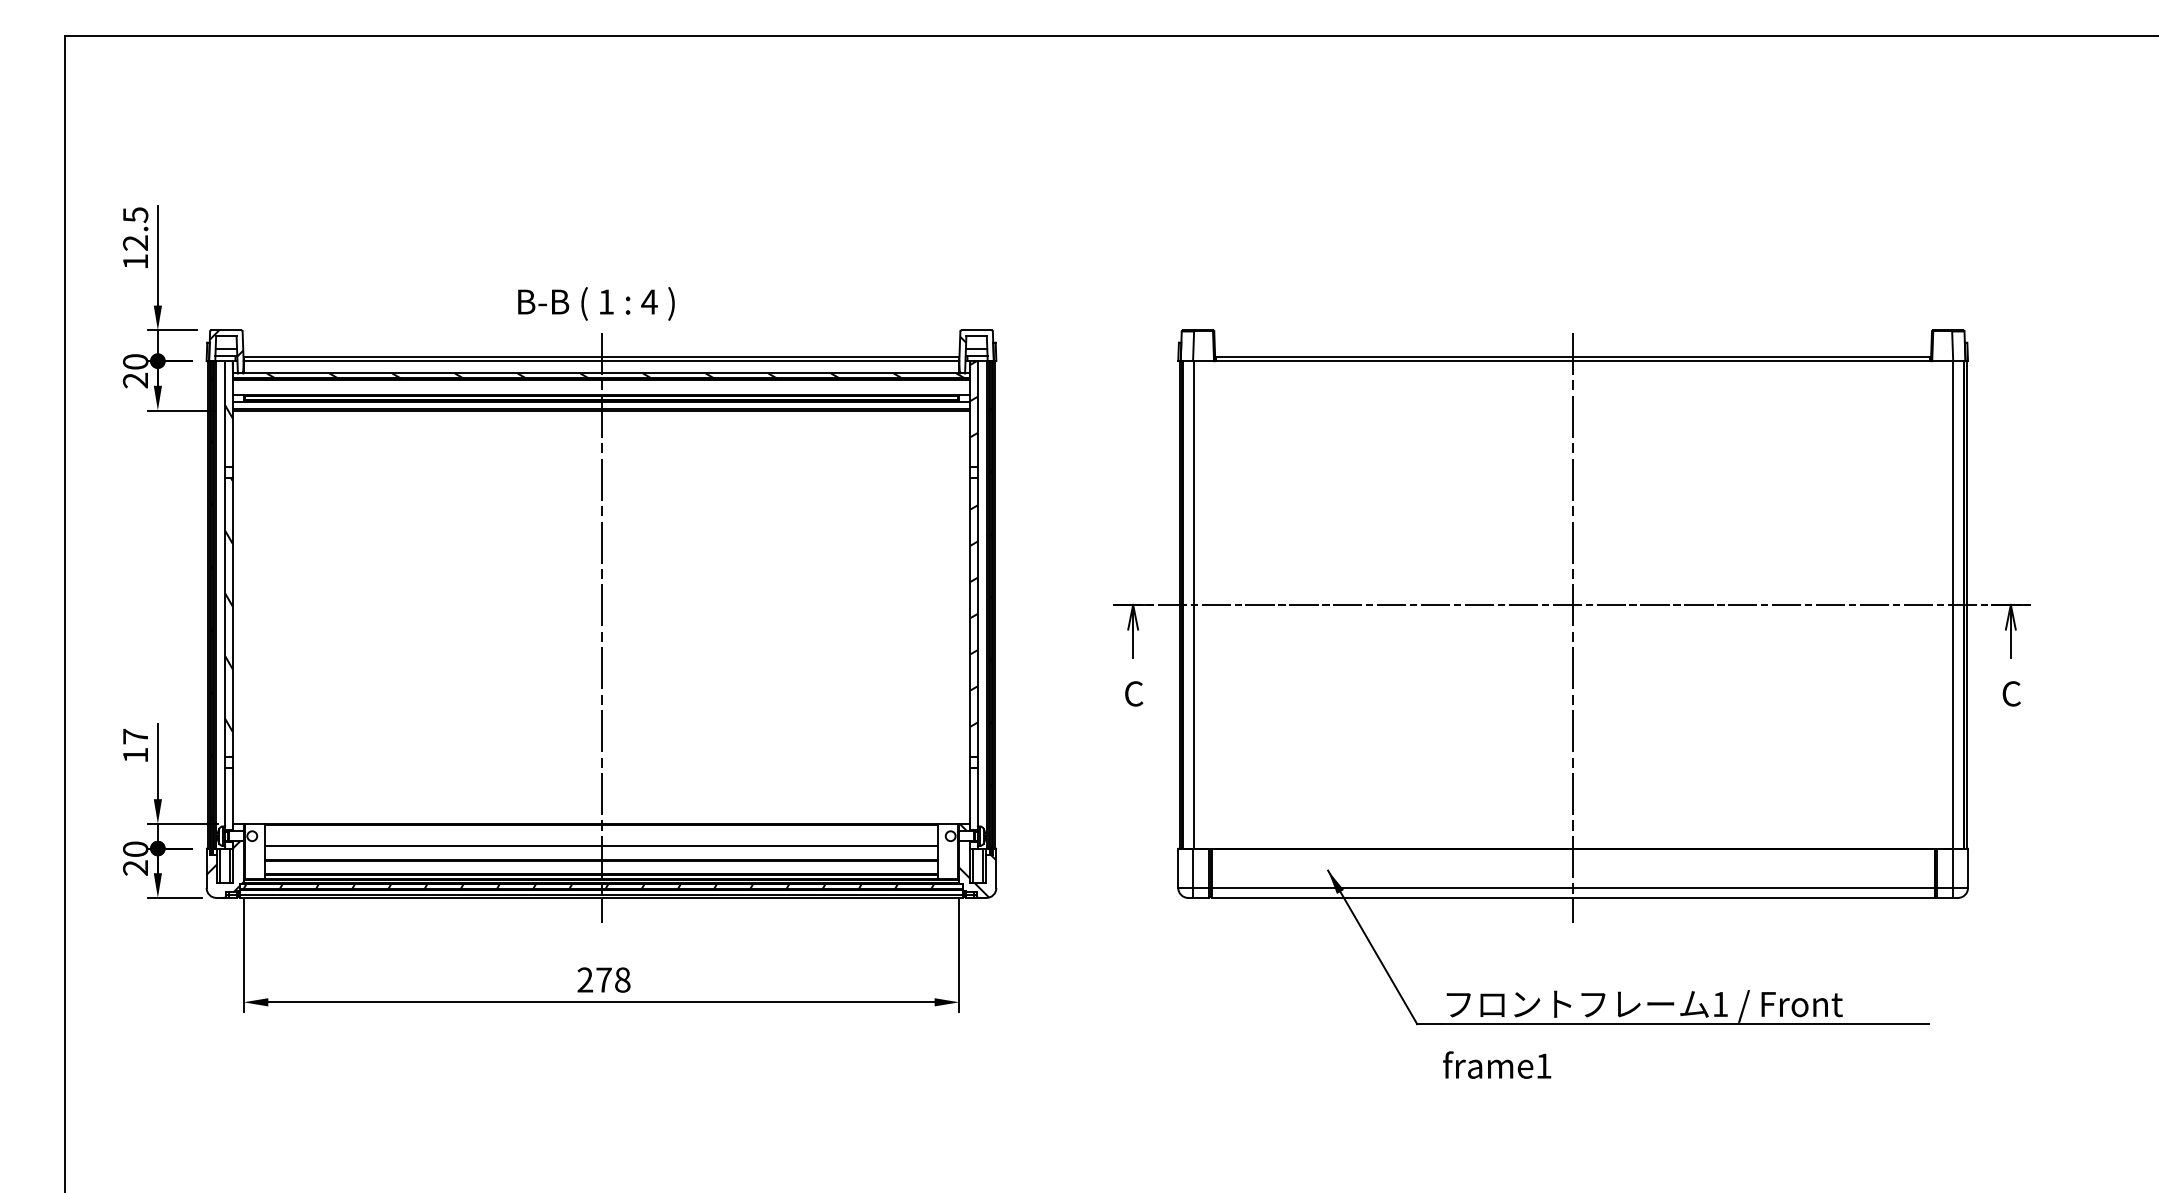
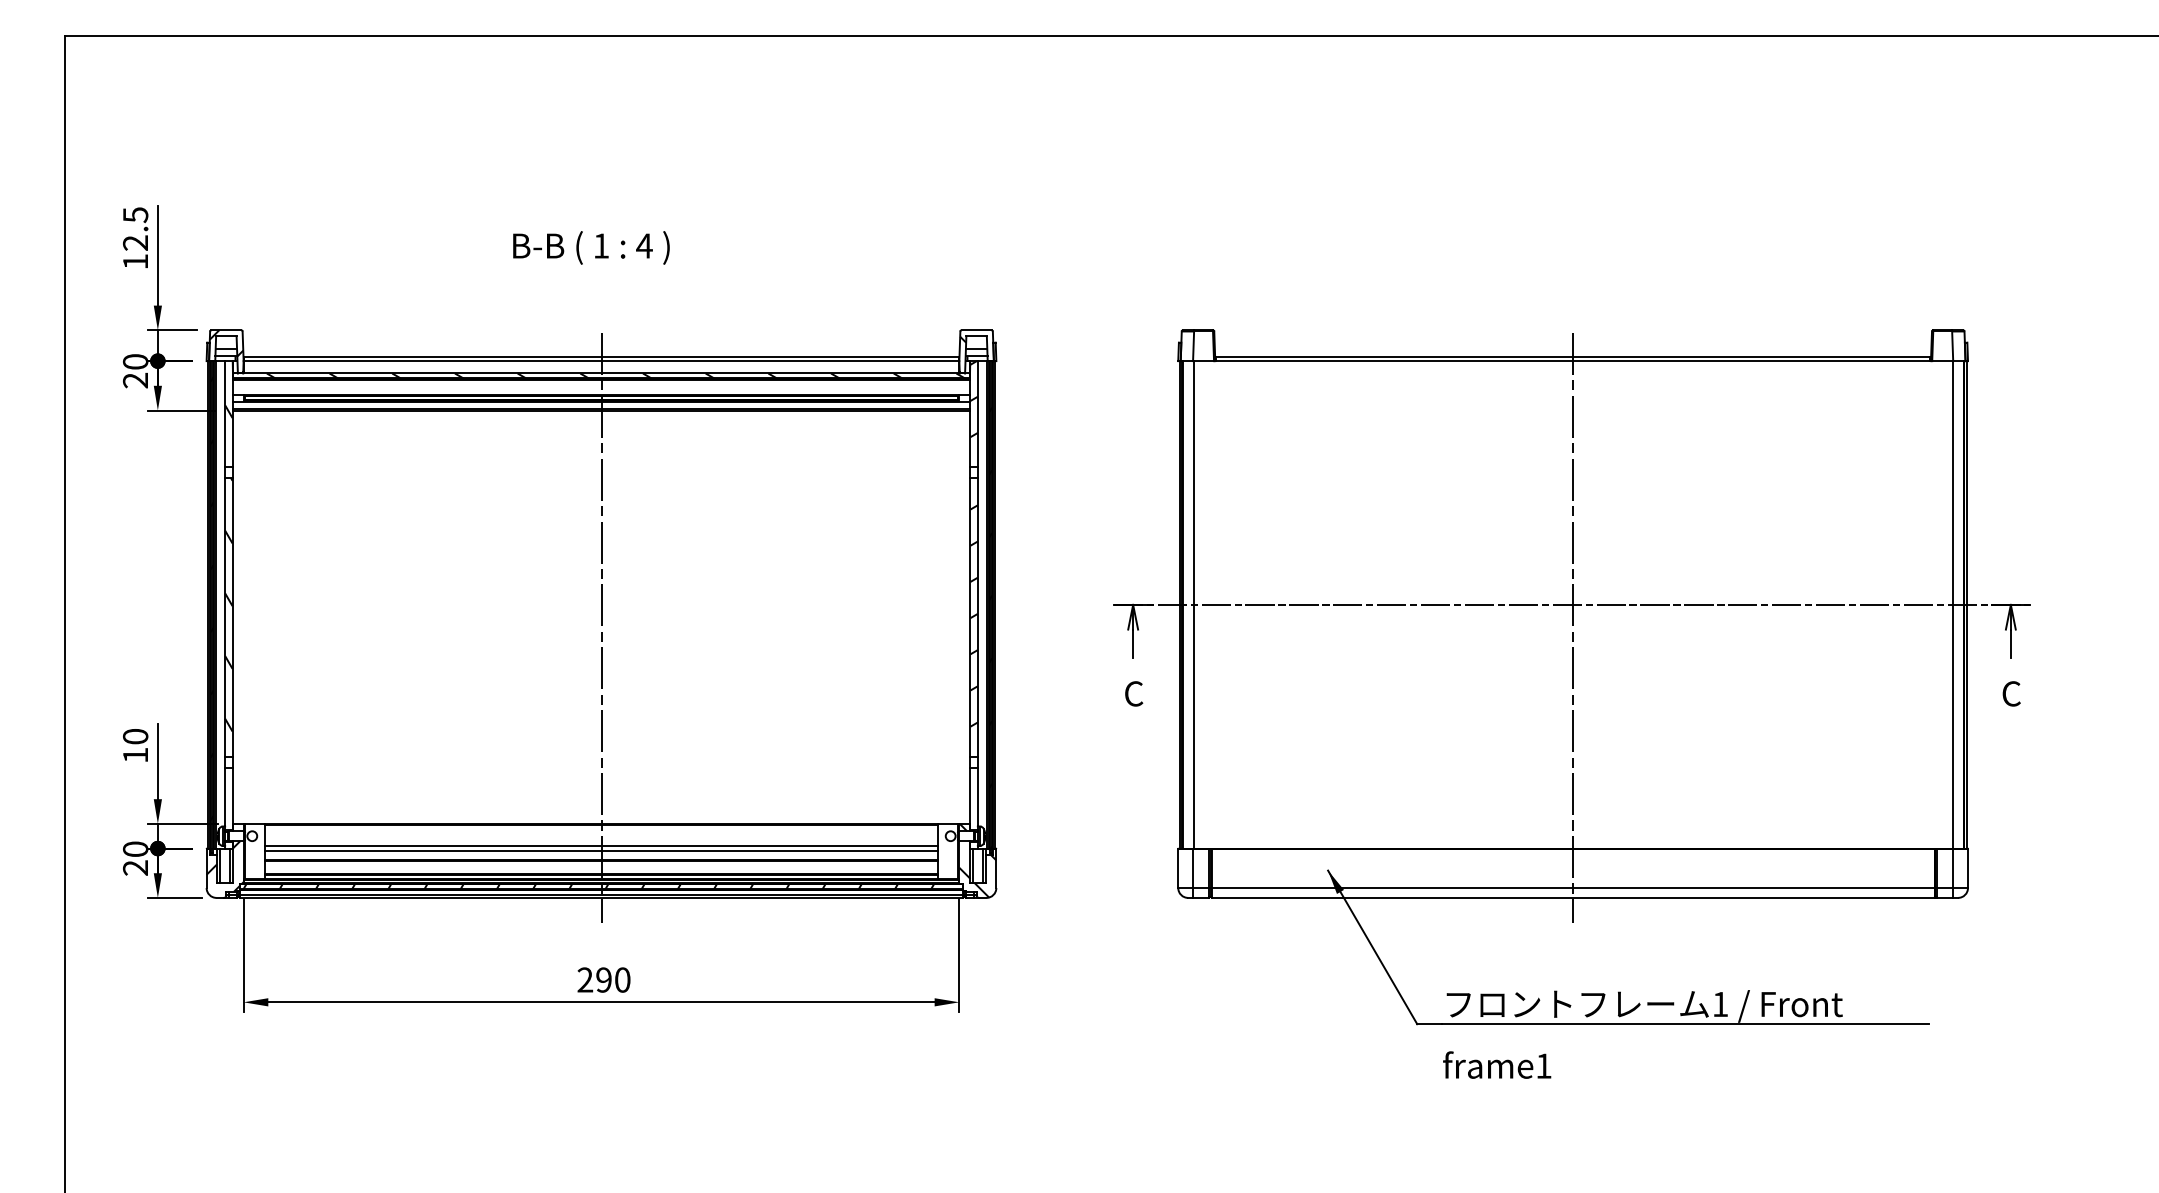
text position: (596, 303) -> (591, 247) (591, 247)
text: 17 -> 10 (135, 736)
line: none -> present (601, 851)
text: 278 -> 290 (613, 979)
